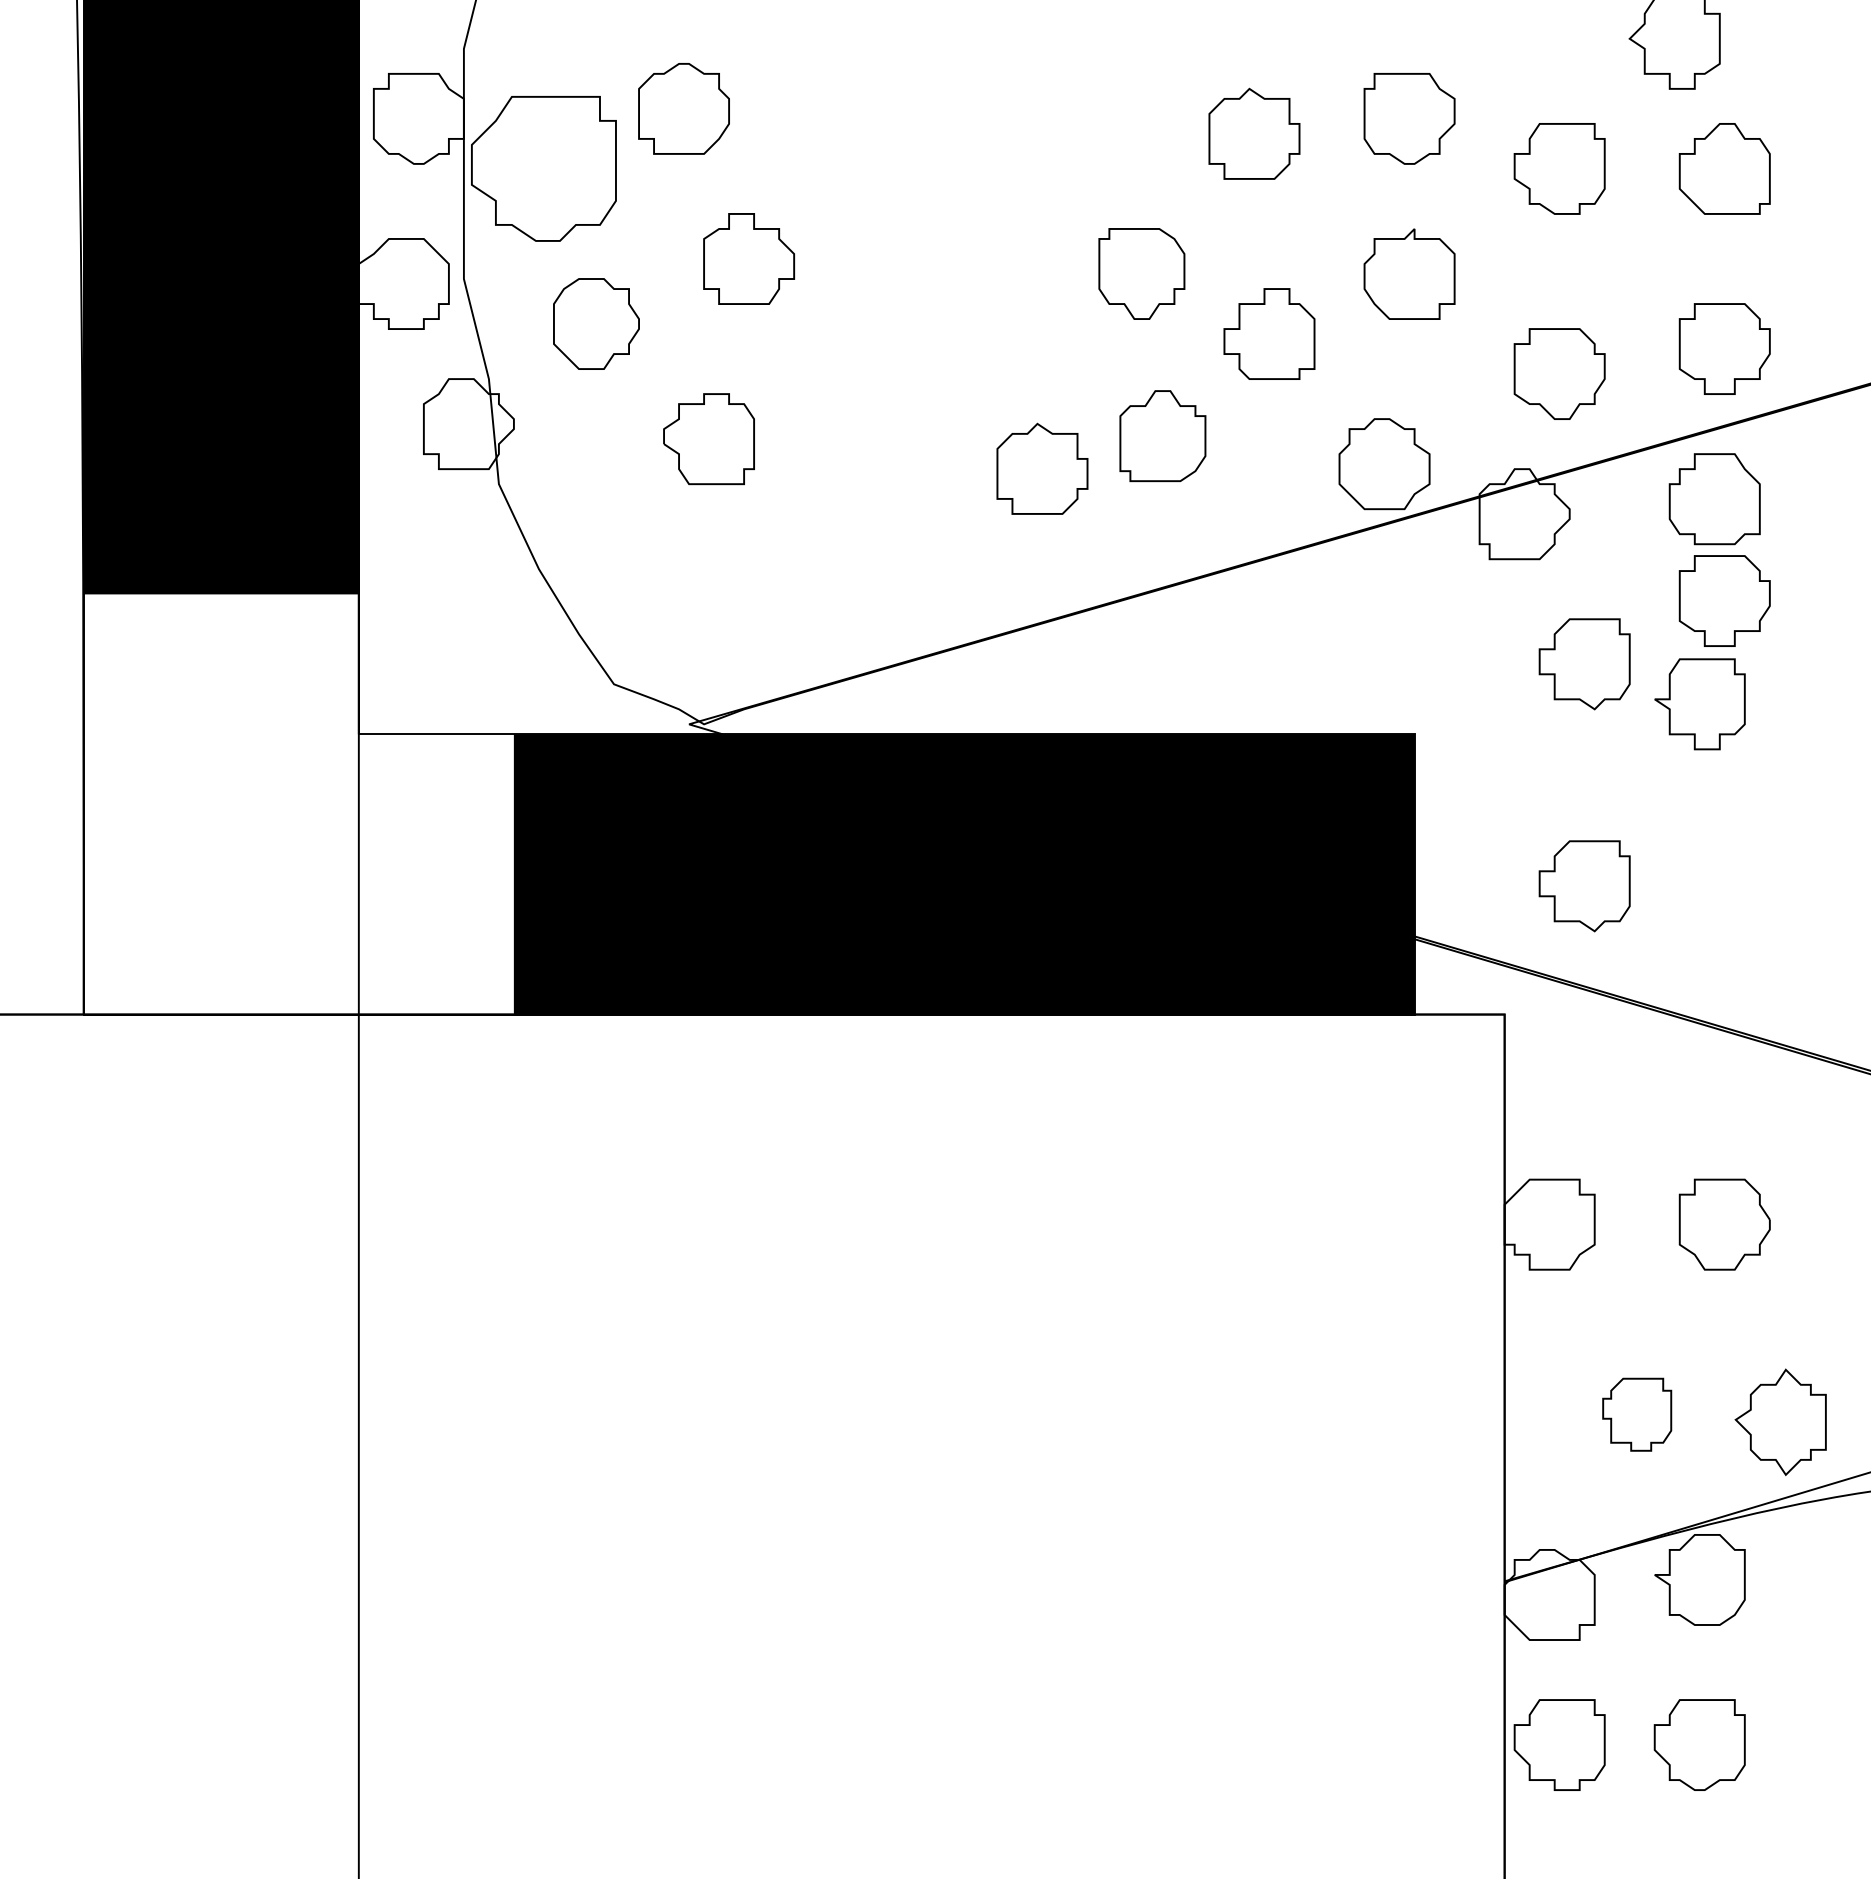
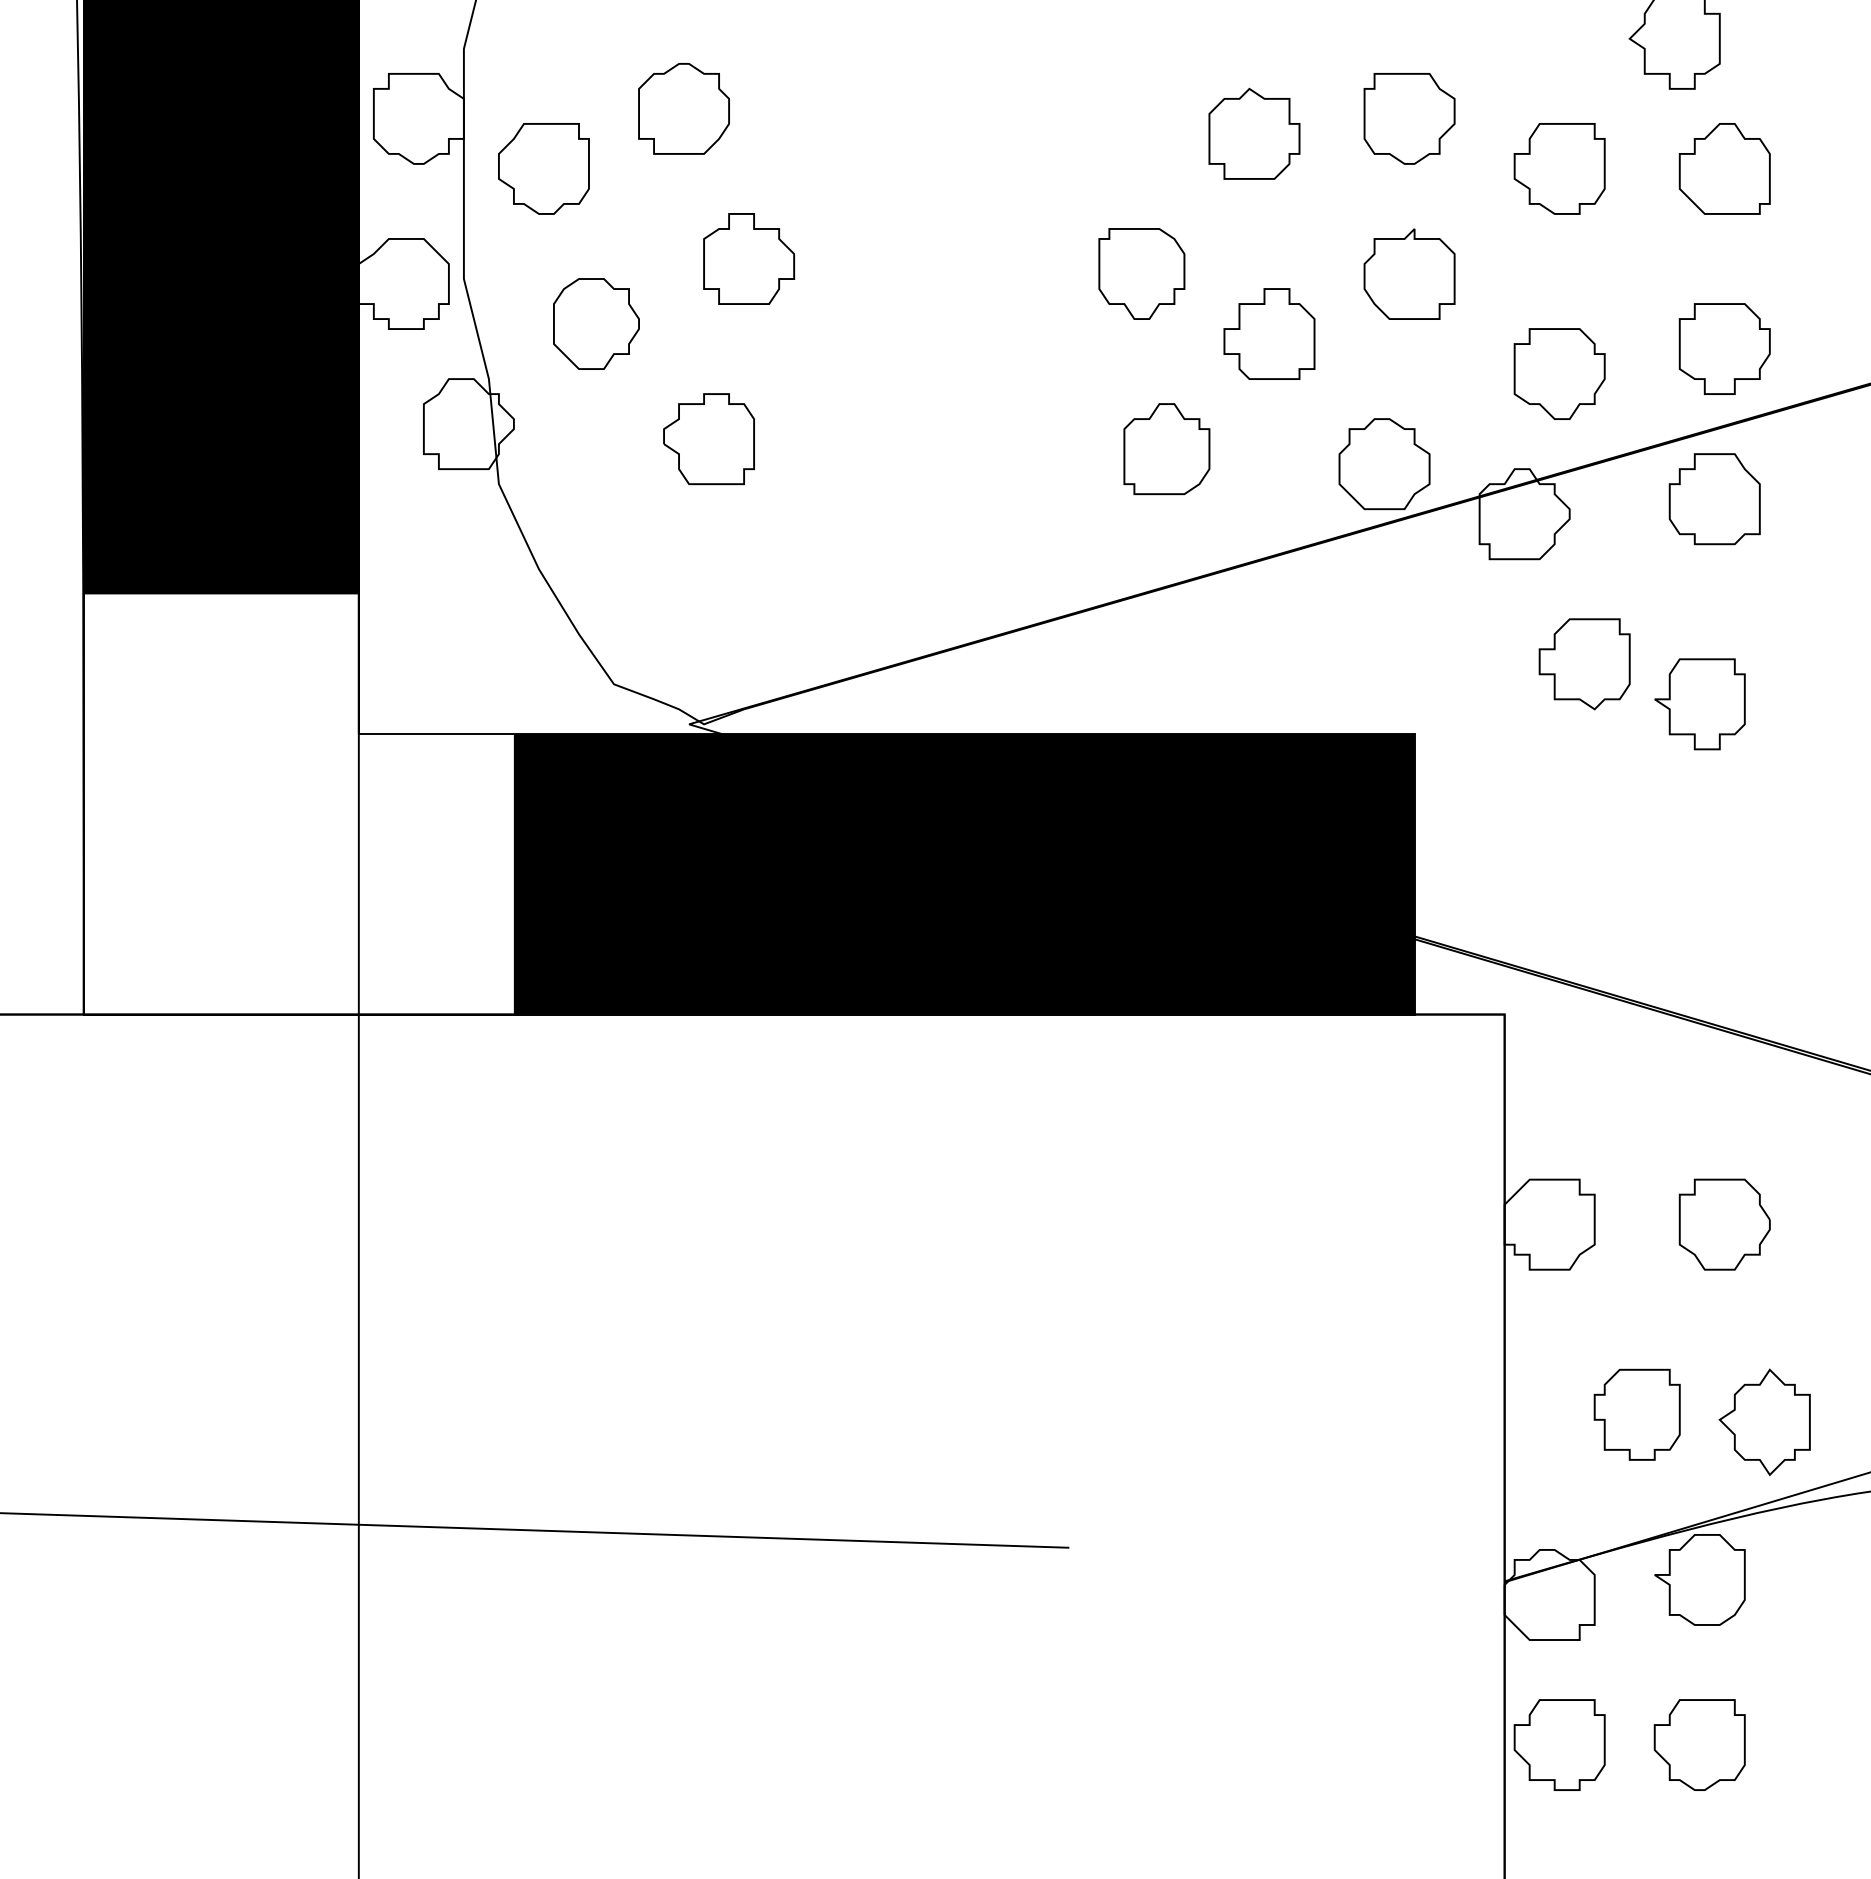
part size: 146x146 px -> 92x92 px (543, 168)
part position: (1162, 436) -> (1166, 449) (1166, 449)
part: present -> none (1042, 468)
part: present -> none (1724, 600)
part: present -> none (1584, 886)
part size: 71x75 px -> 88x93 px (1636, 1414)
part position: (1780, 1422) -> (1764, 1422) (1764, 1422)
line: none -> present (535, 1530)
